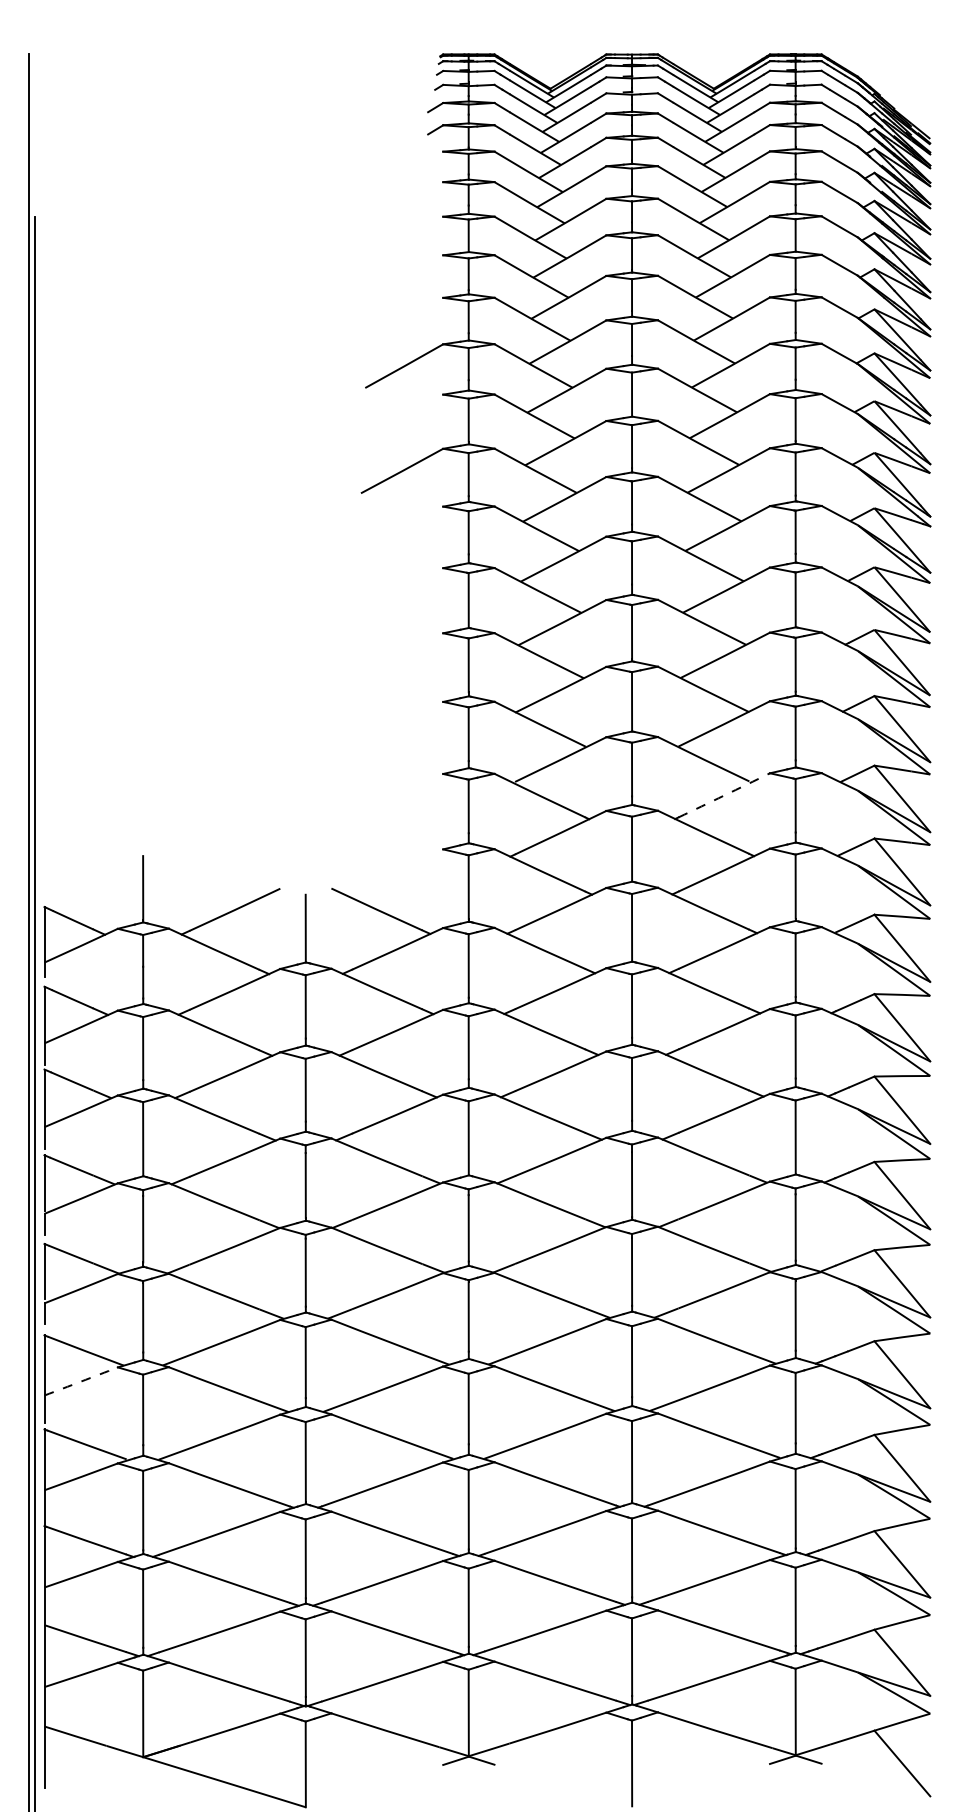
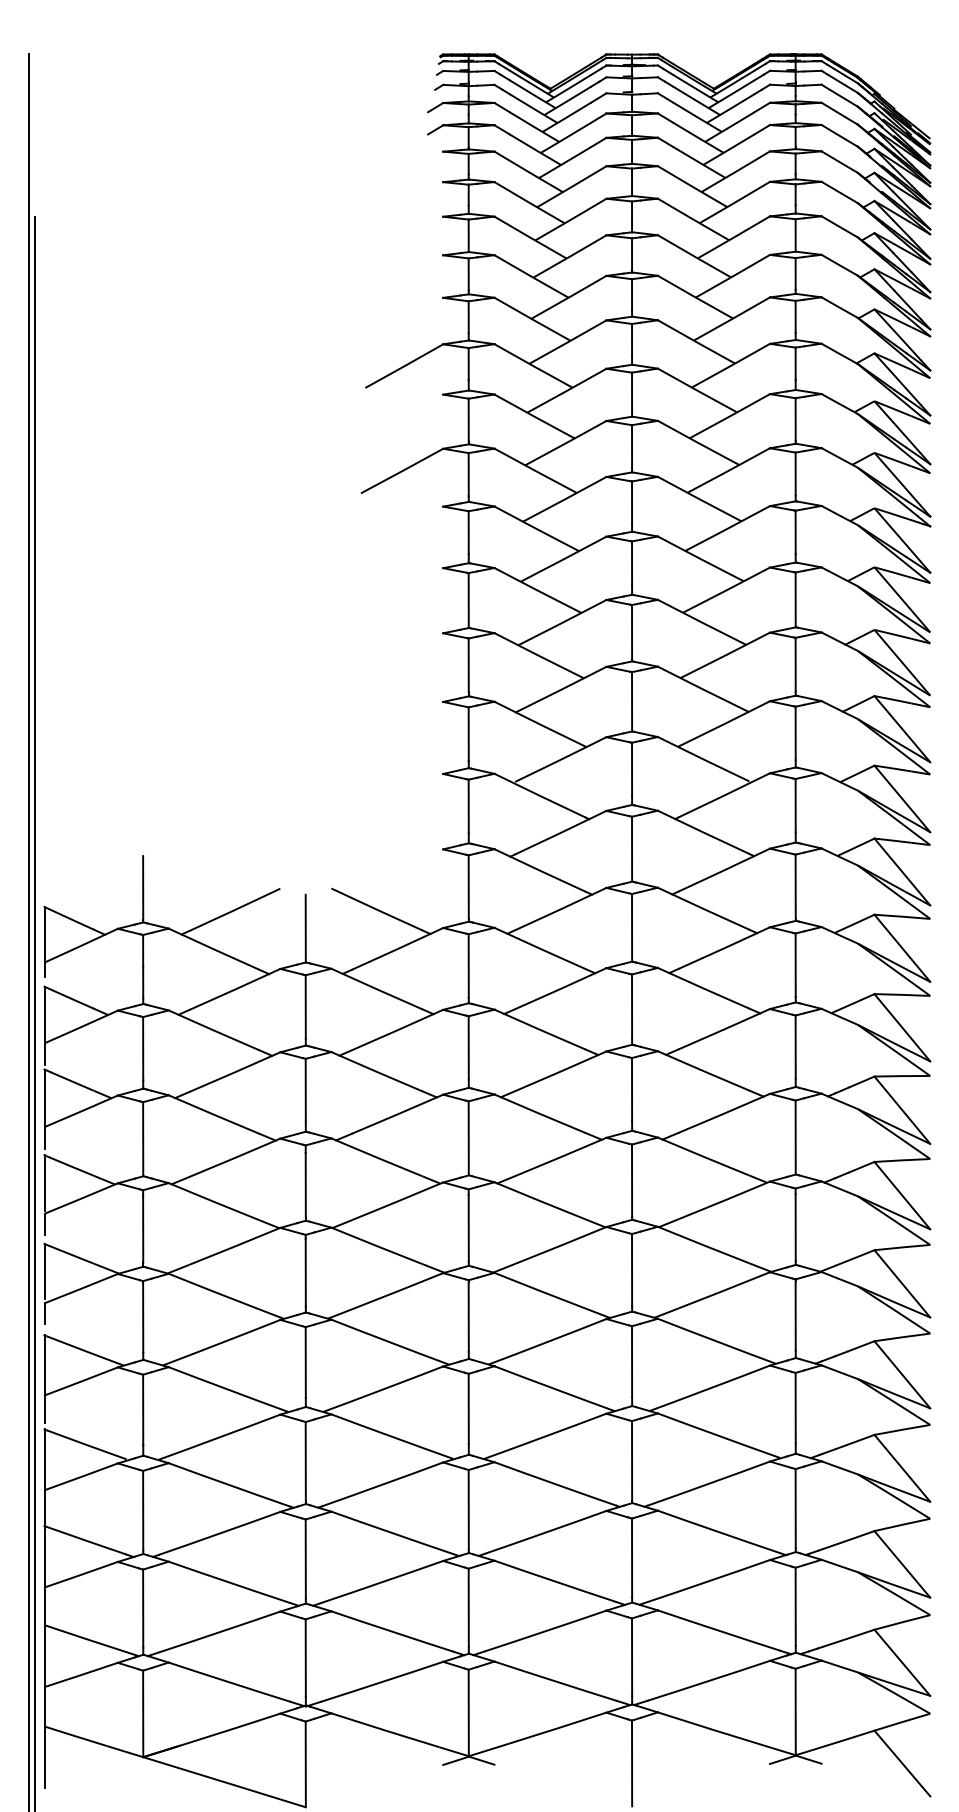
arc: dashed -> solid (724, 795)
arc: dashed -> solid (81, 1381)
